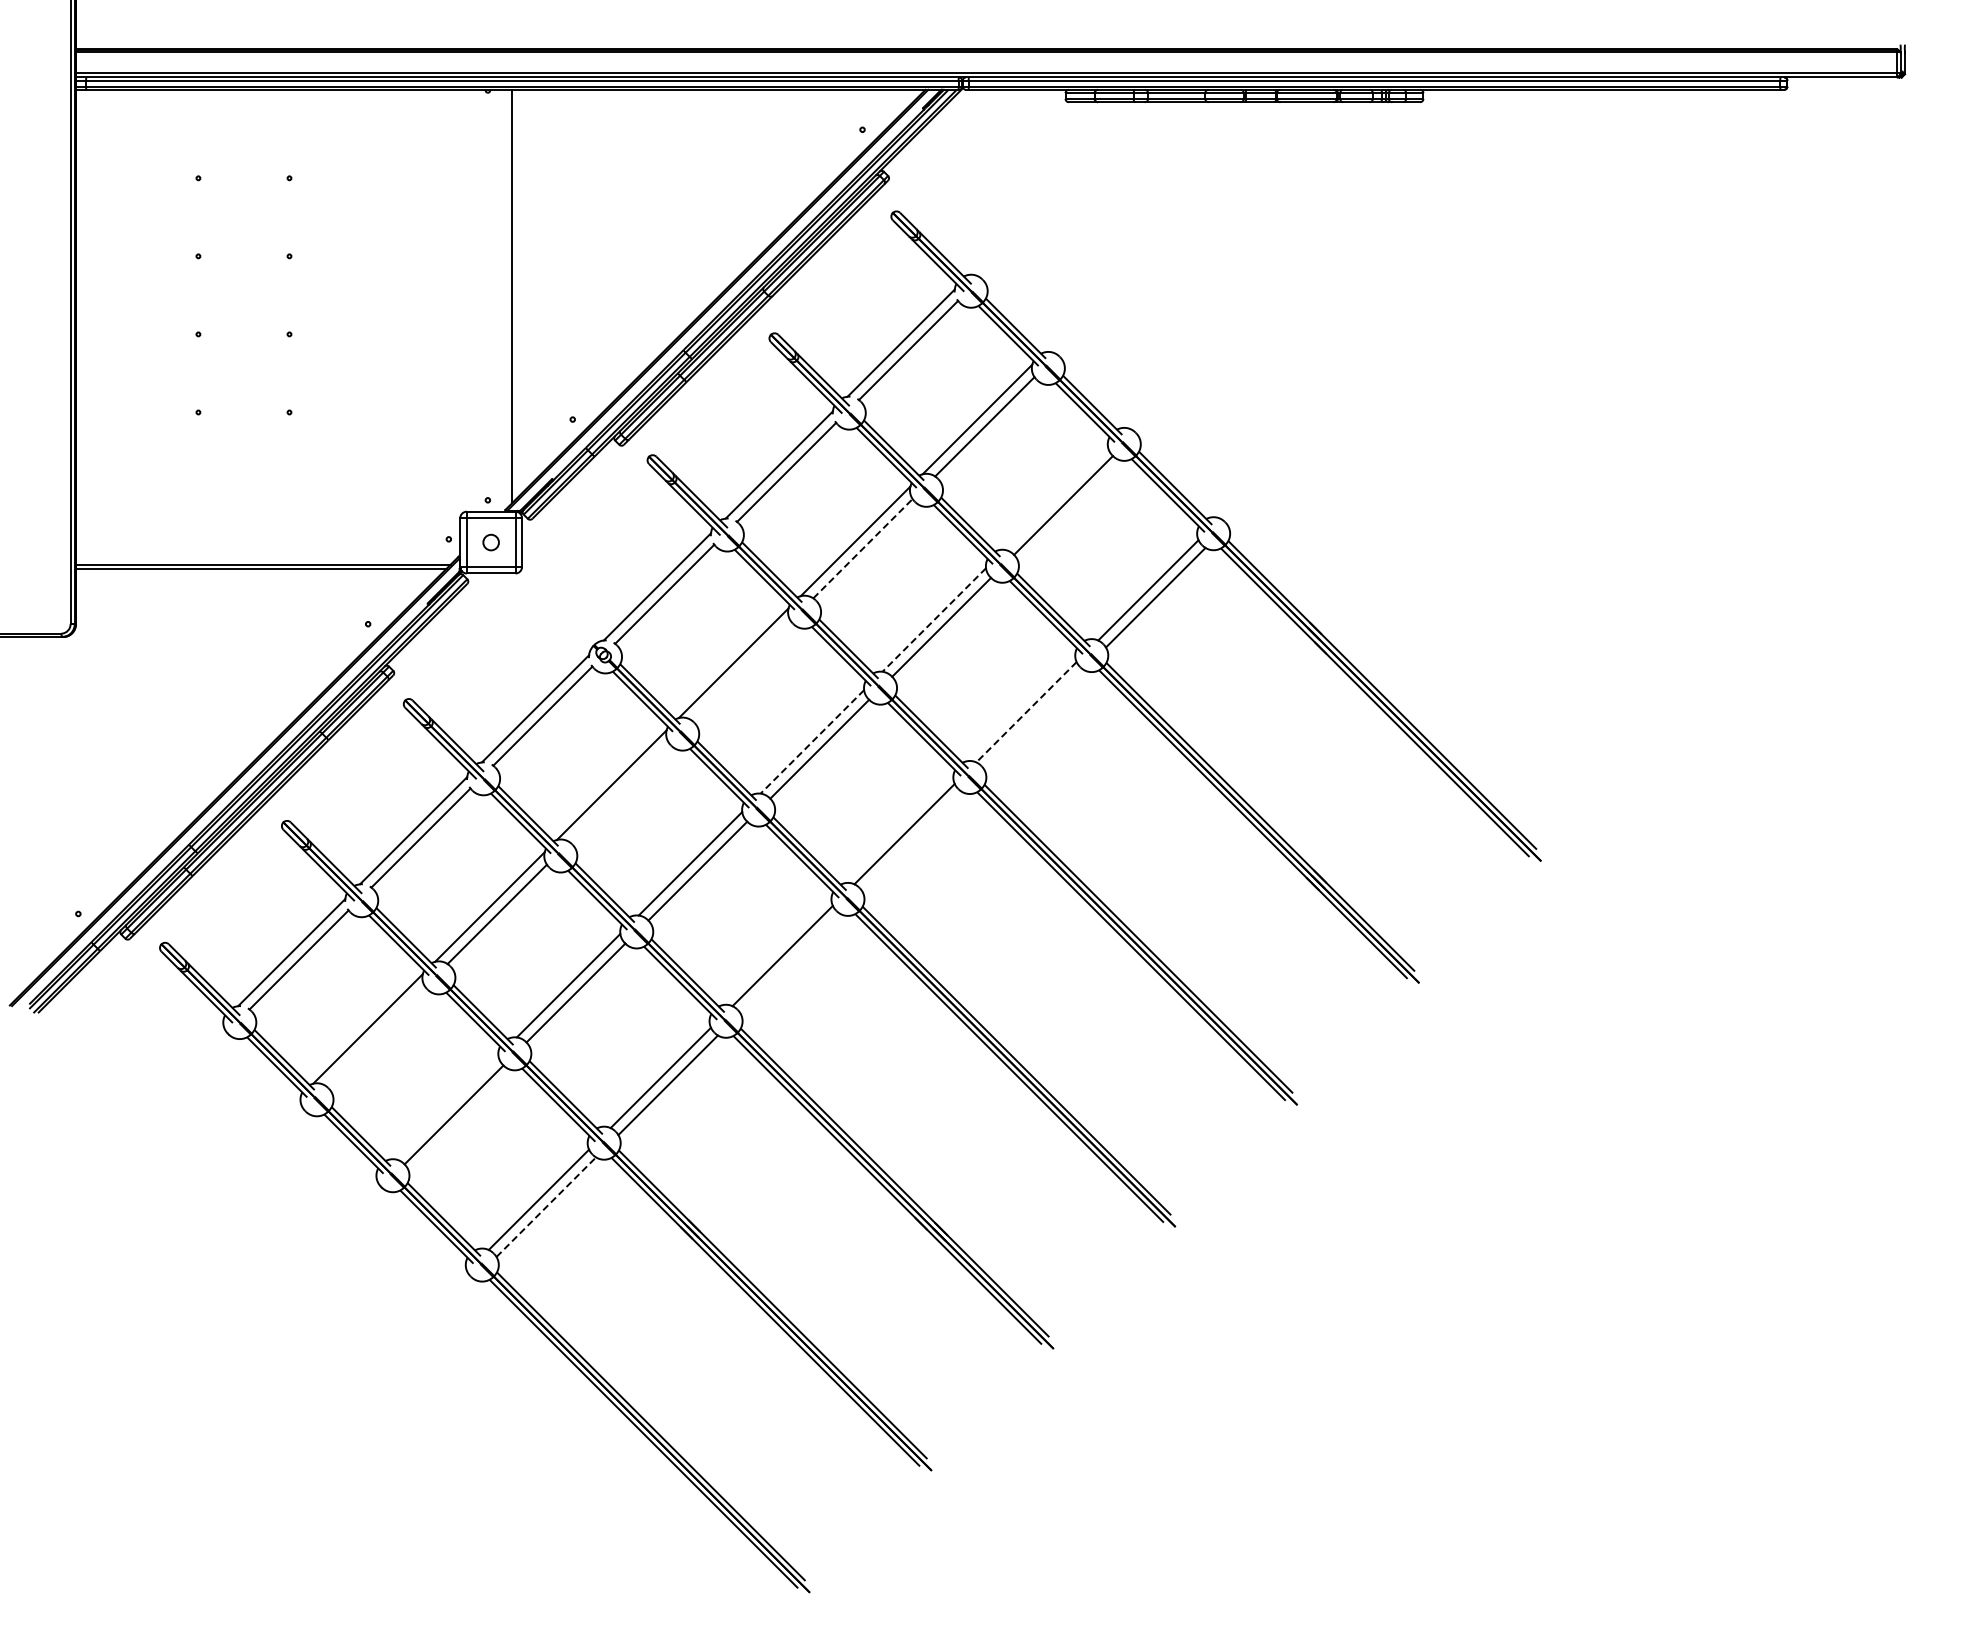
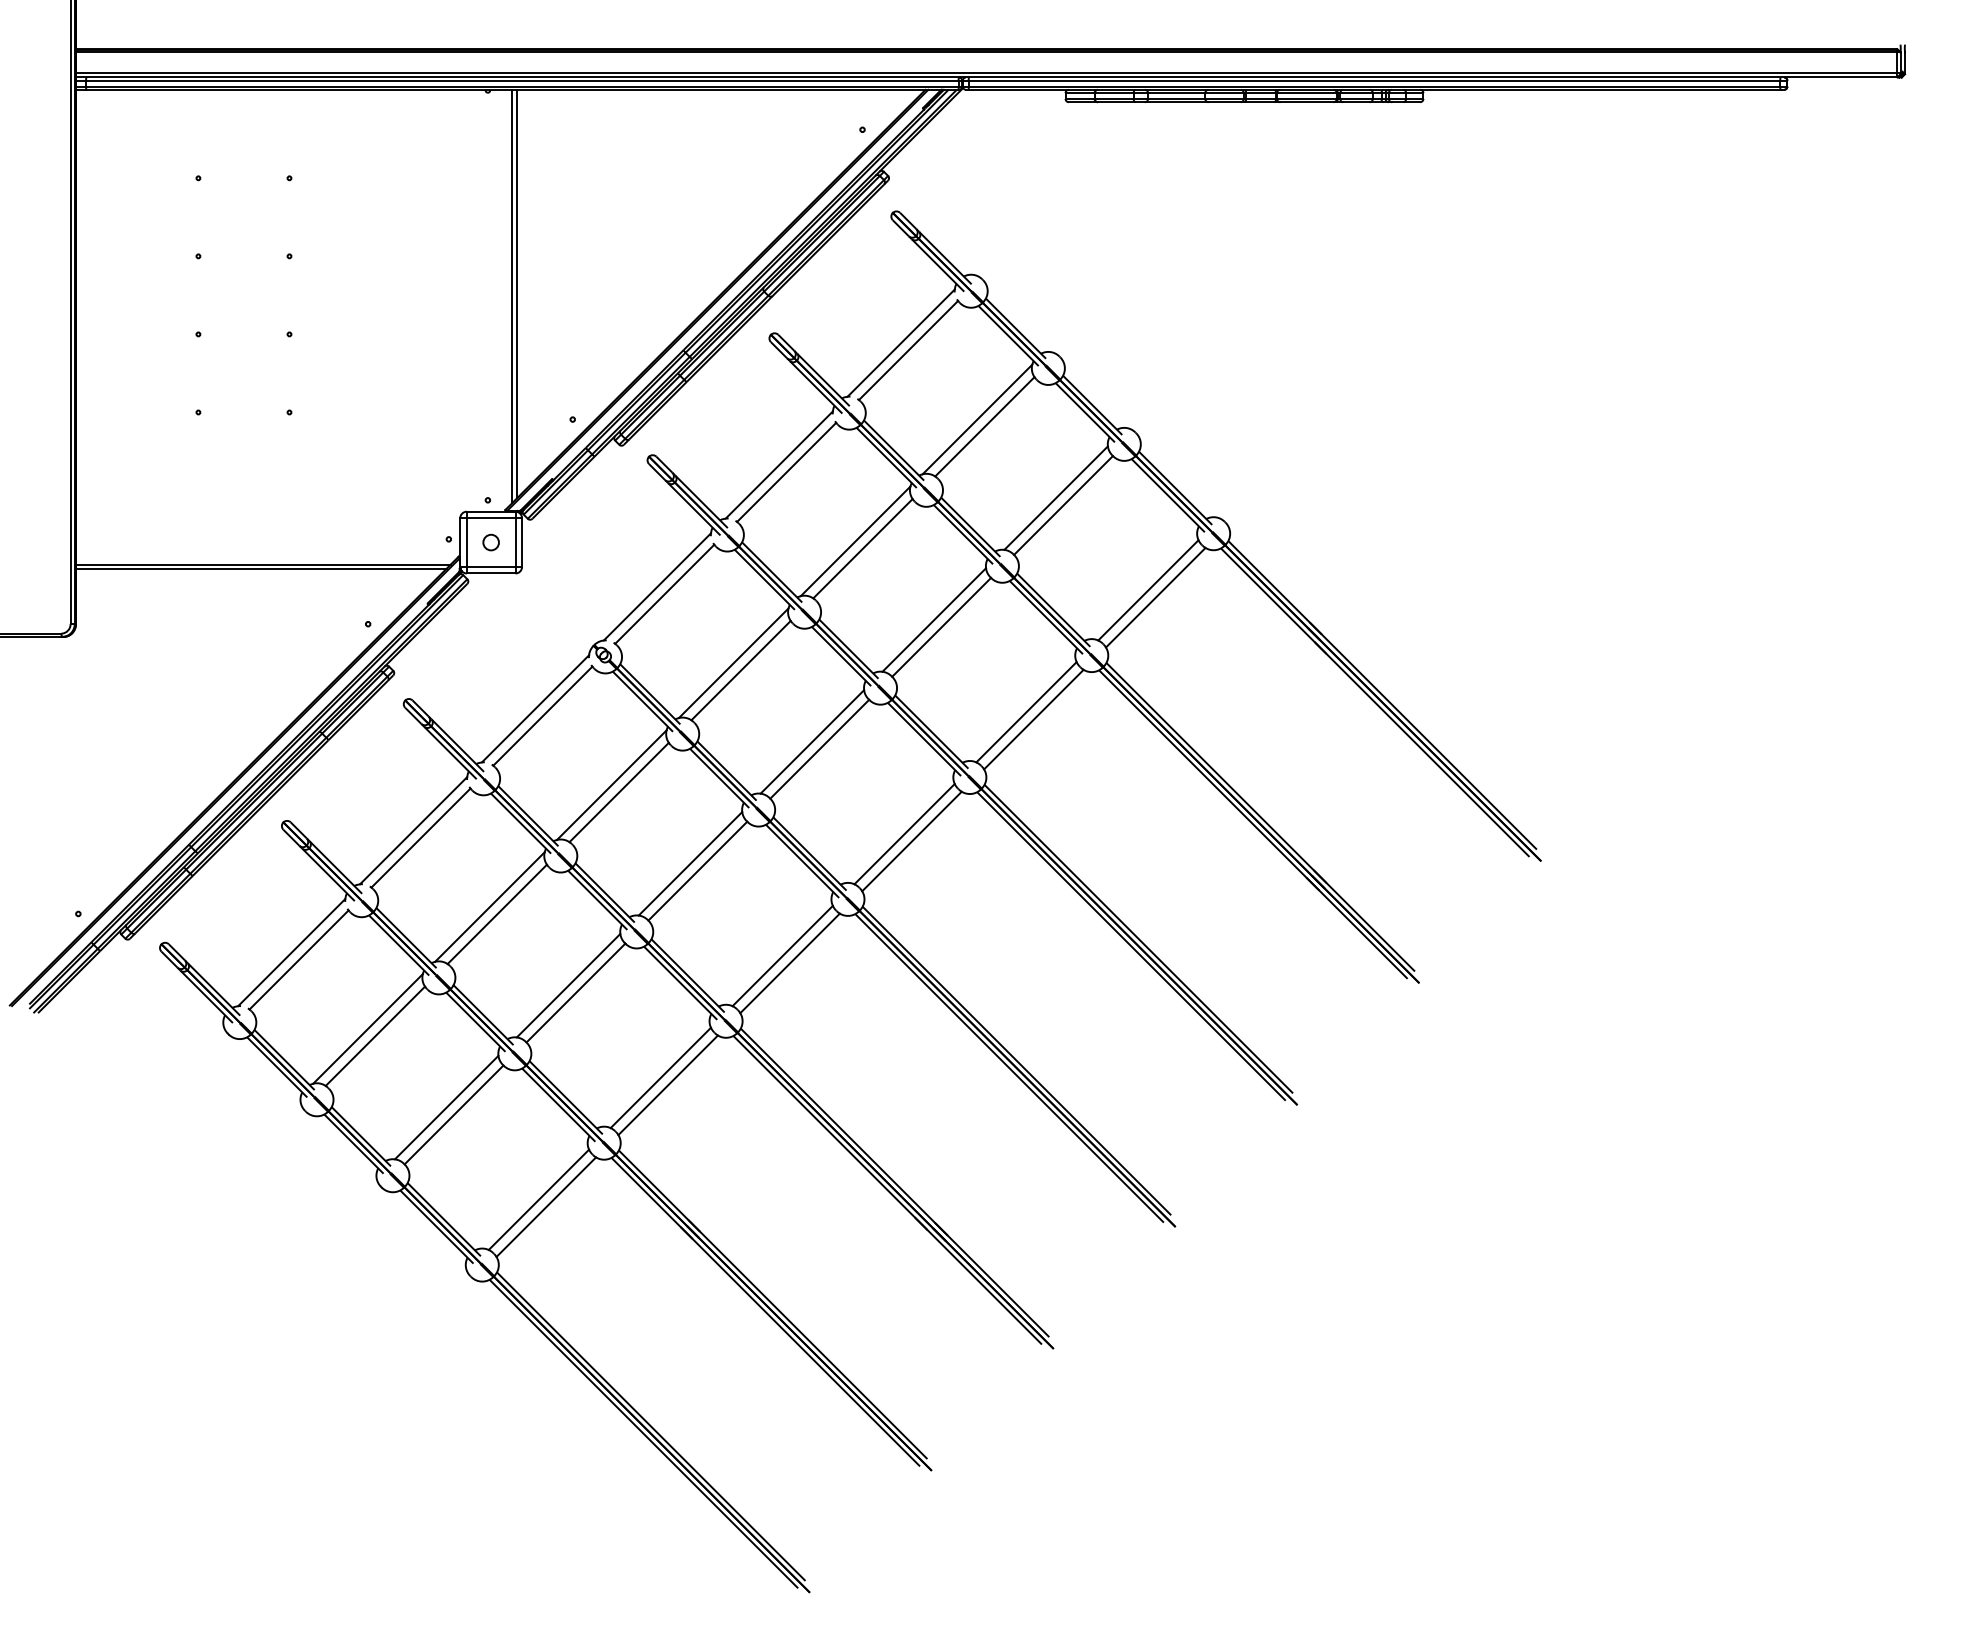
line: none -> present (517, 293)
line: none -> present (1055, 497)
line: dashed -> solid (863, 548)
line: dashed -> solid (933, 620)
line: none -> present (740, 670)
line: dashed -> solid (1026, 712)
line: none -> present (1033, 719)
line: dashed -> solid (812, 742)
line: none -> present (618, 792)
line: none -> present (911, 841)
line: none -> present (789, 963)
line: none -> present (375, 1035)
line: none -> present (446, 1107)
line: dashed -> solid (546, 1206)
